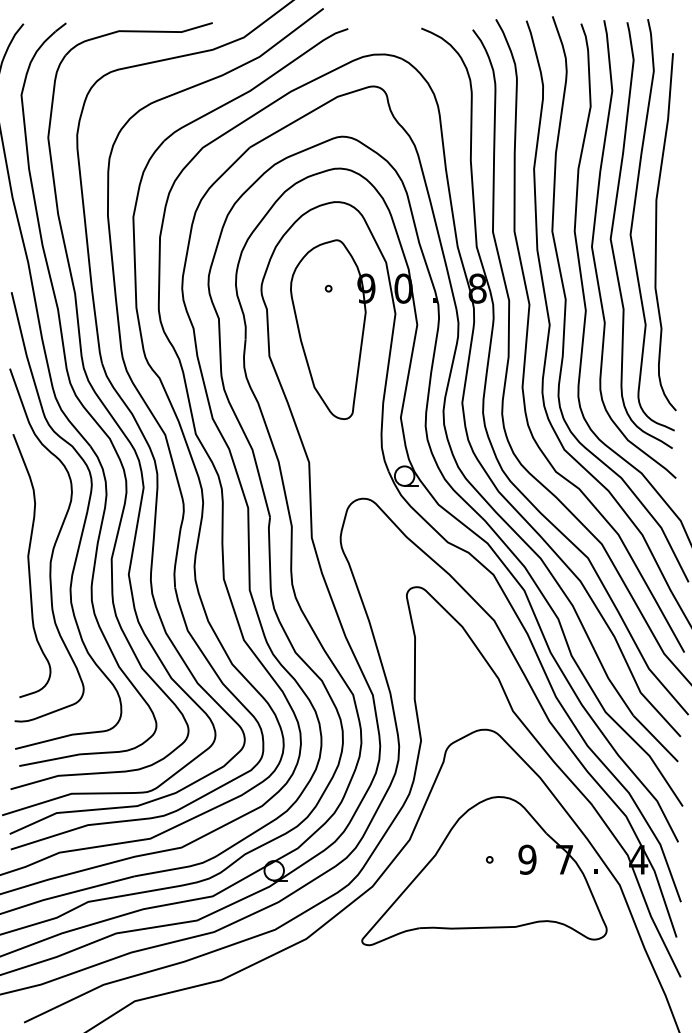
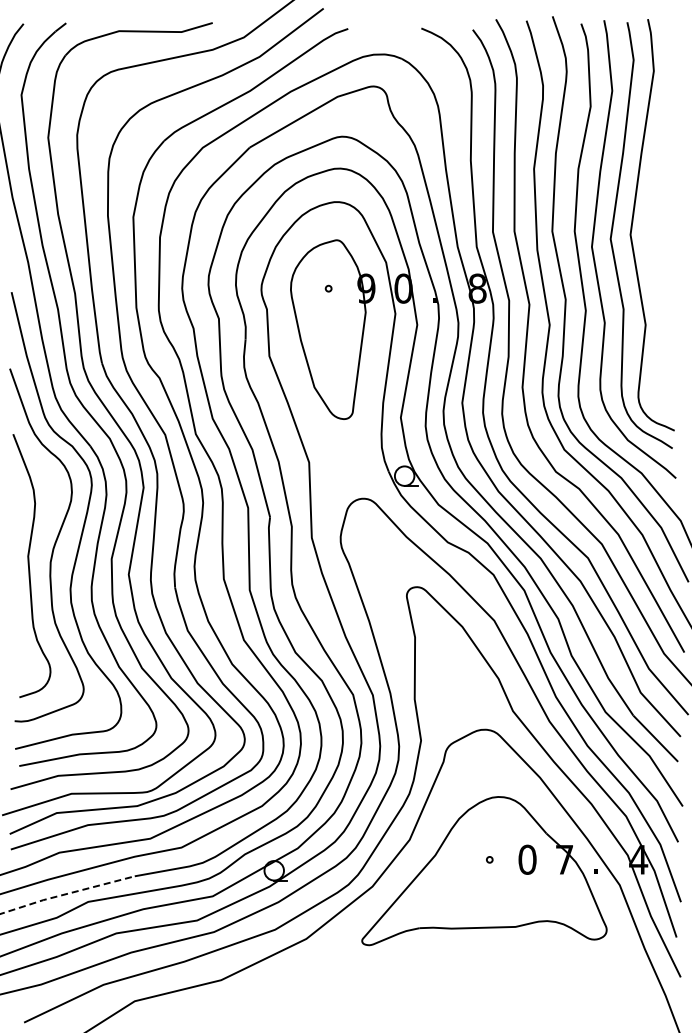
curve: present -> none (656, 232)
text: 9 -> 0 (527, 859)
line: solid -> dashed (67, 893)
